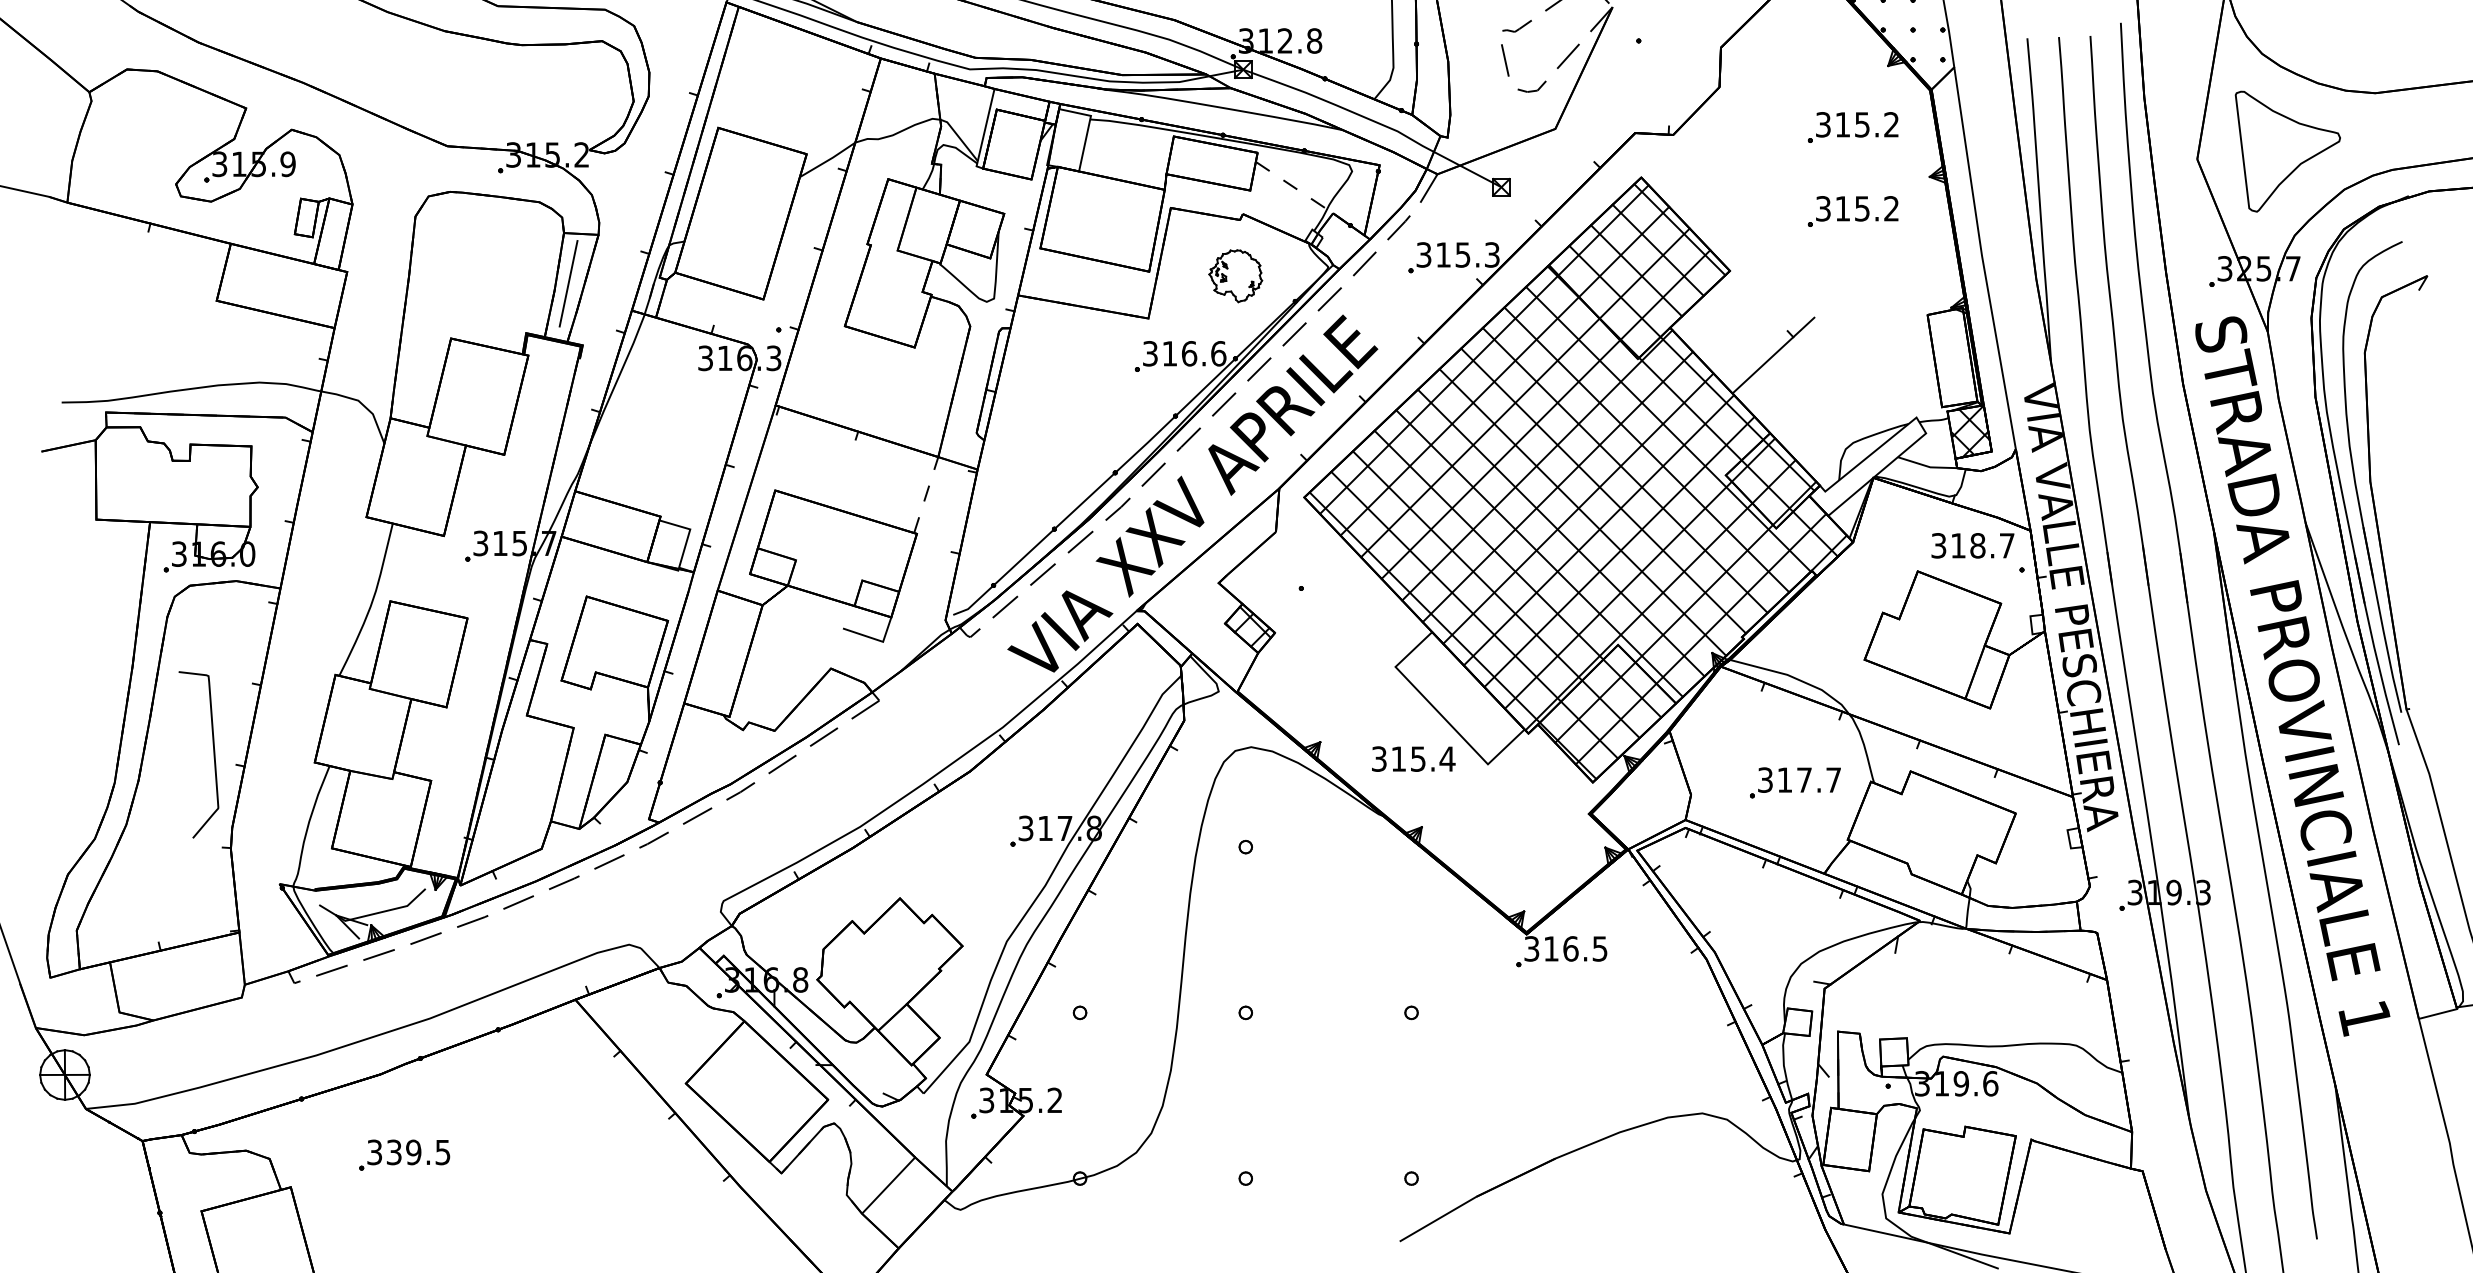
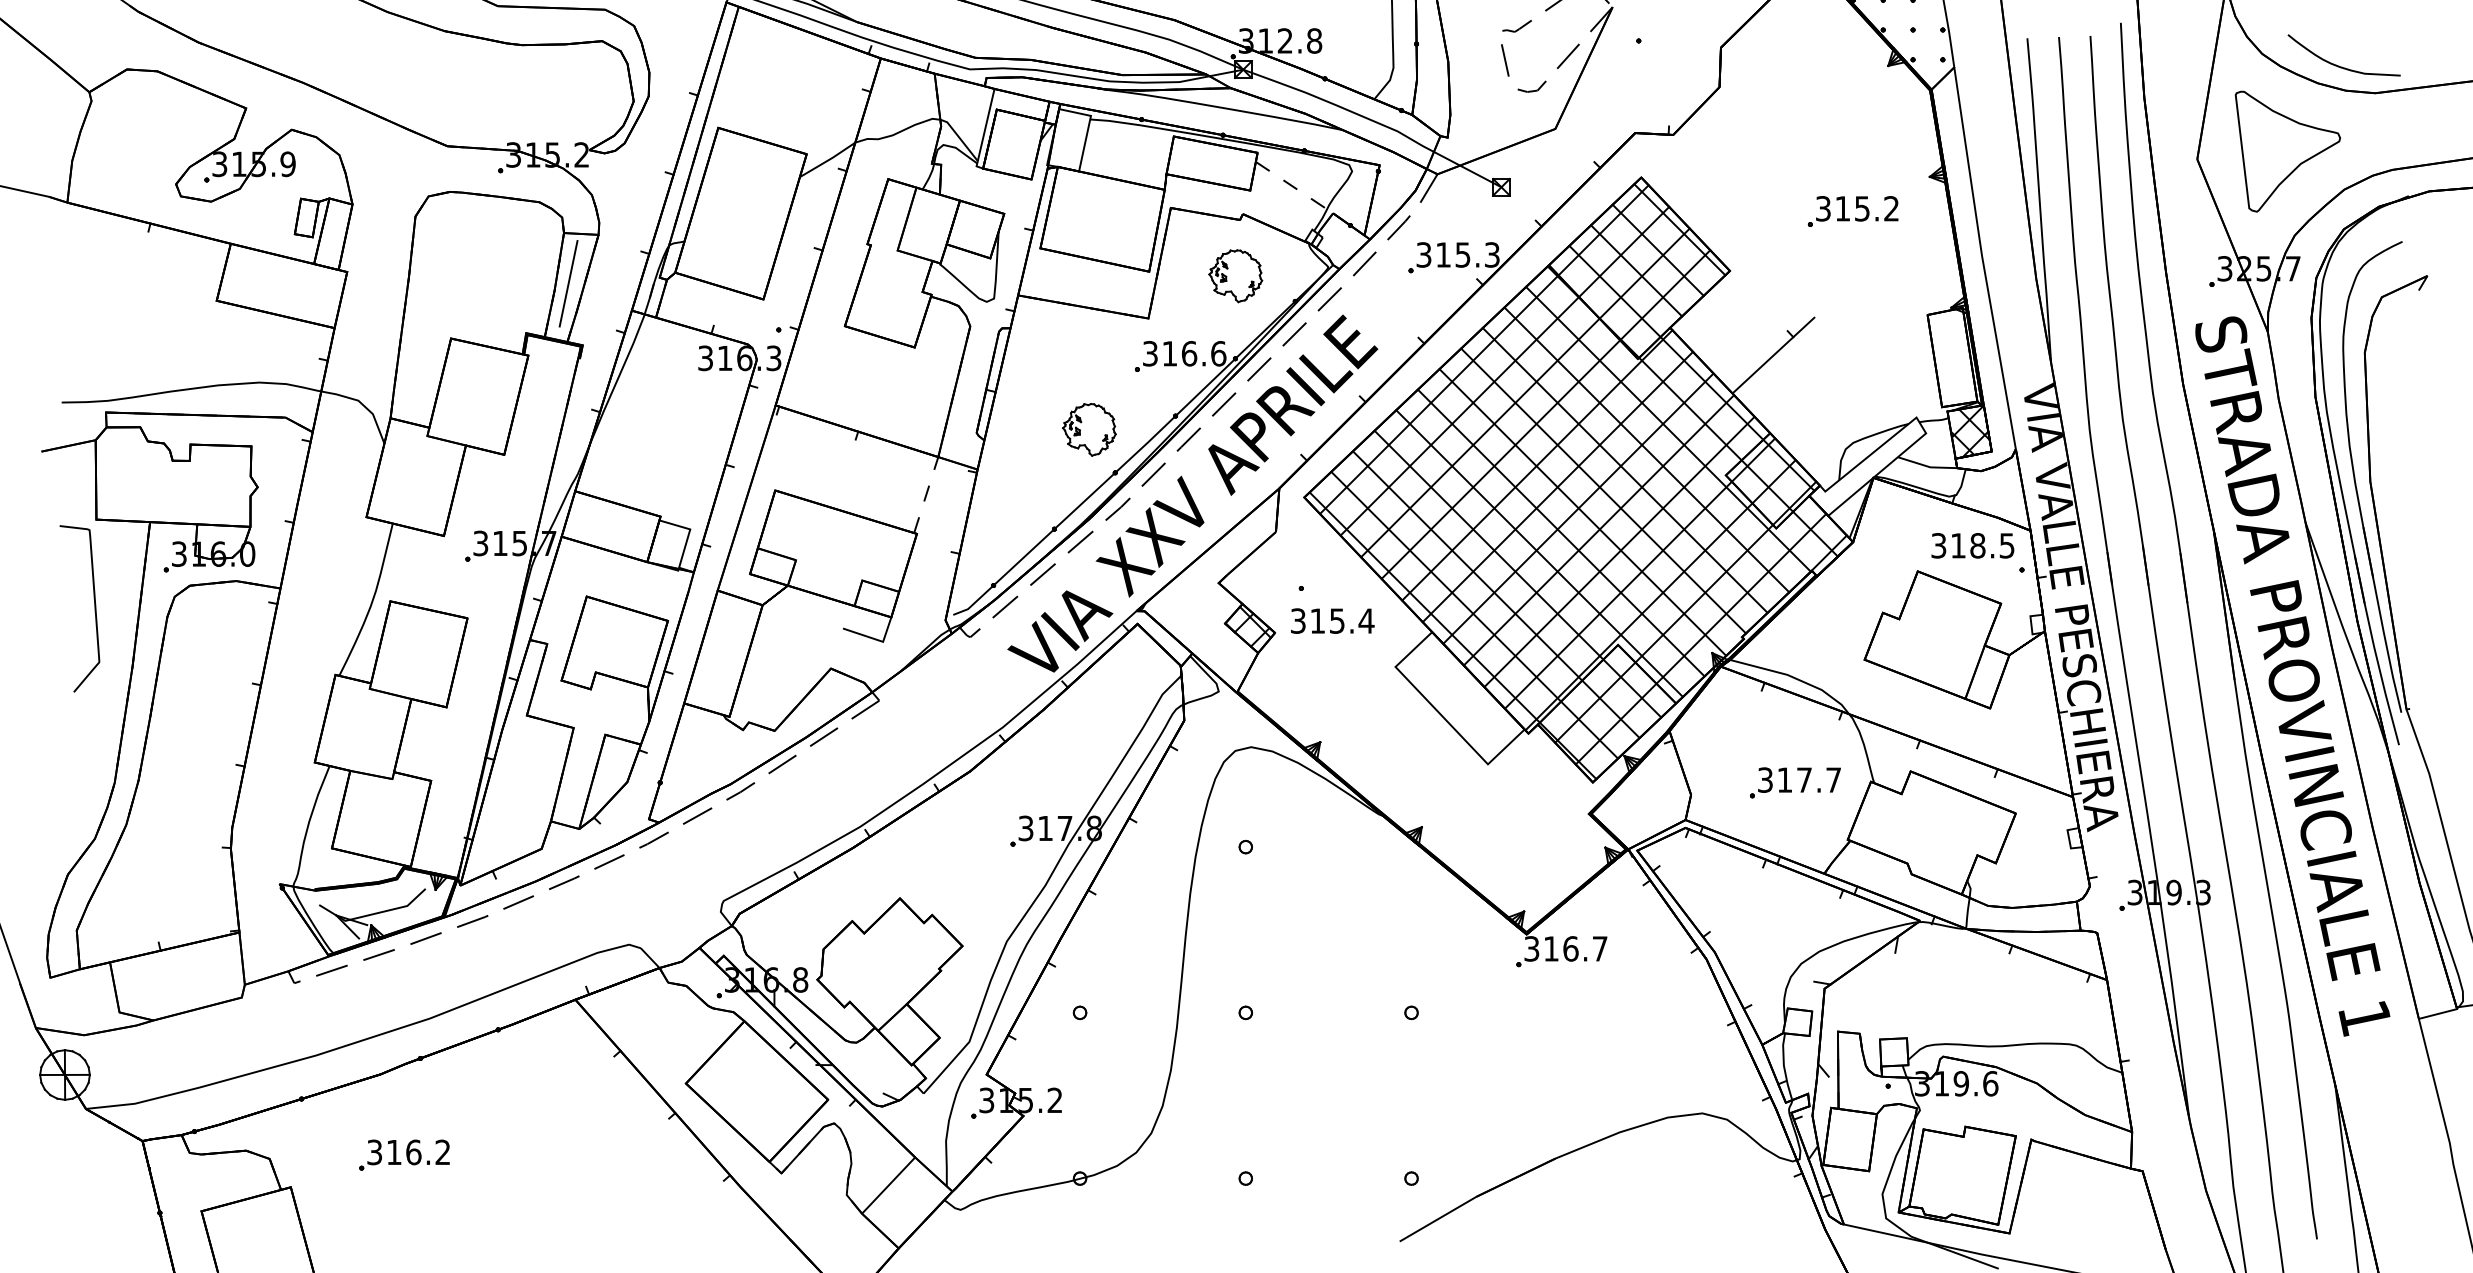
curve: none -> present (2339, 65)
part: present -> none (1852, 127)
part: none -> present (1089, 429)
text: 318.7 -> 318.5 (2006, 545)
curve position: (213, 754) -> (94, 608) (94, 608)
text position: (1413, 758) -> (1332, 620) (1332, 620)
text: 316.5 -> 316.7 (1599, 948)
text: 339.5 -> 316.2 (418, 1152)
